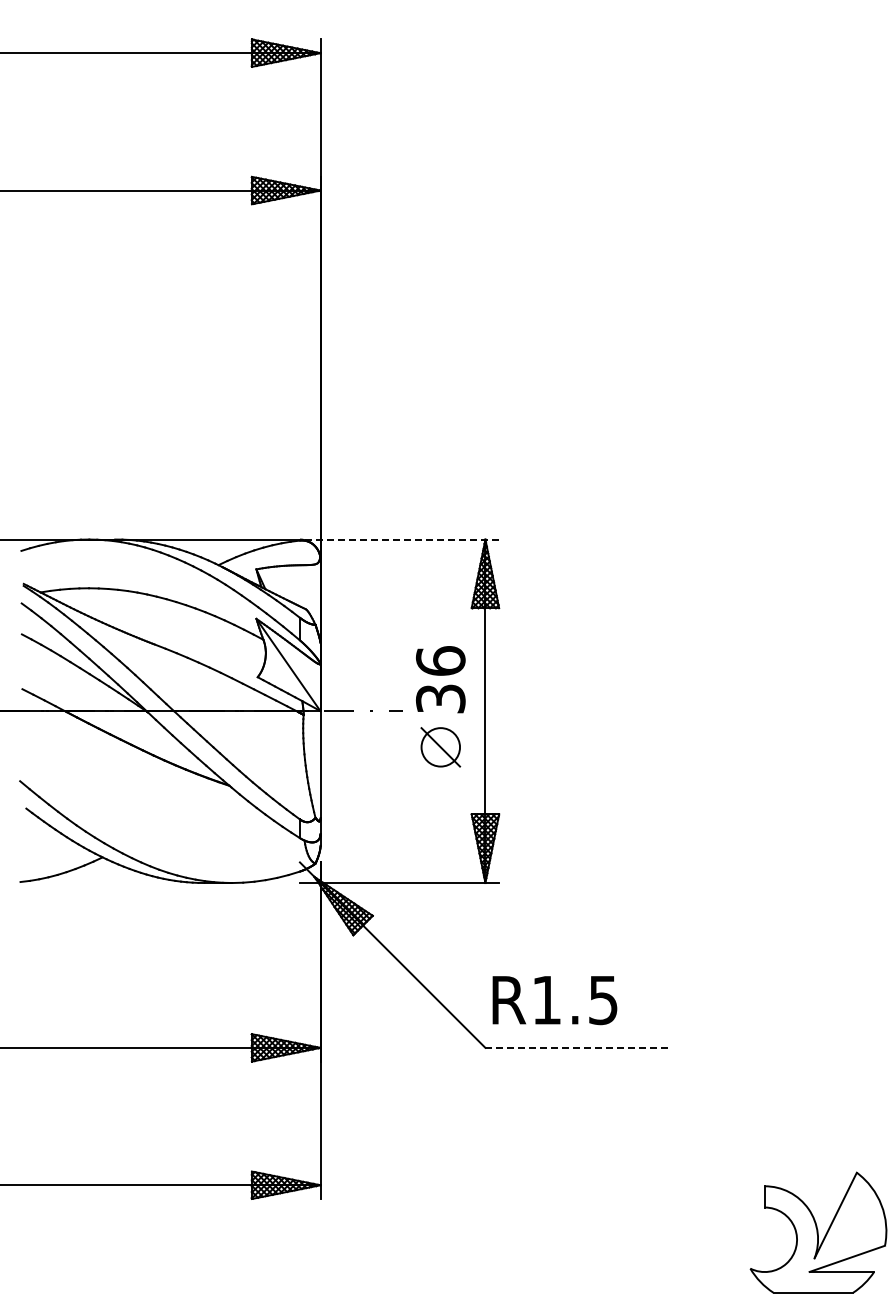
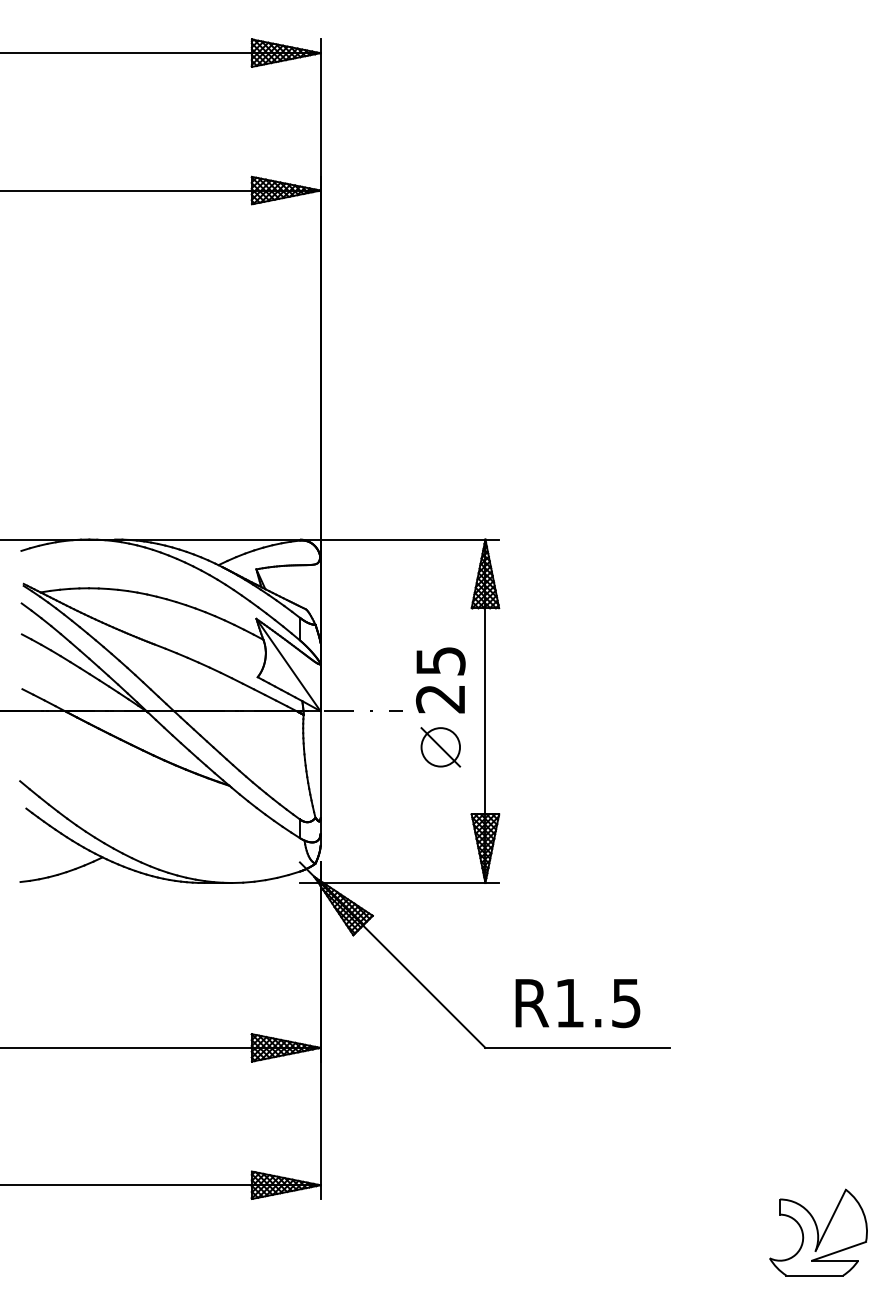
line: dashed -> solid (399, 539)
text: 36 -> 25 (440, 679)
text position: (554, 1000) -> (577, 1003) (577, 1003)
line: dashed -> solid (578, 1047)
part size: 139x123 px -> 99x89 px (818, 1232)
